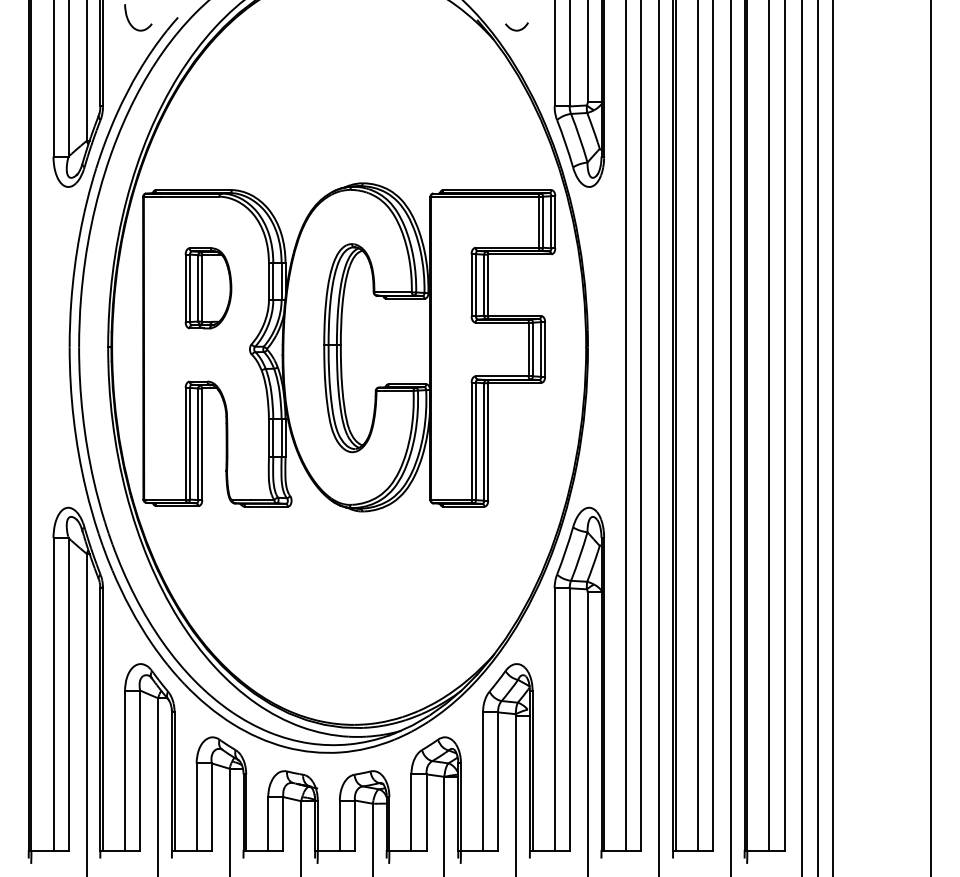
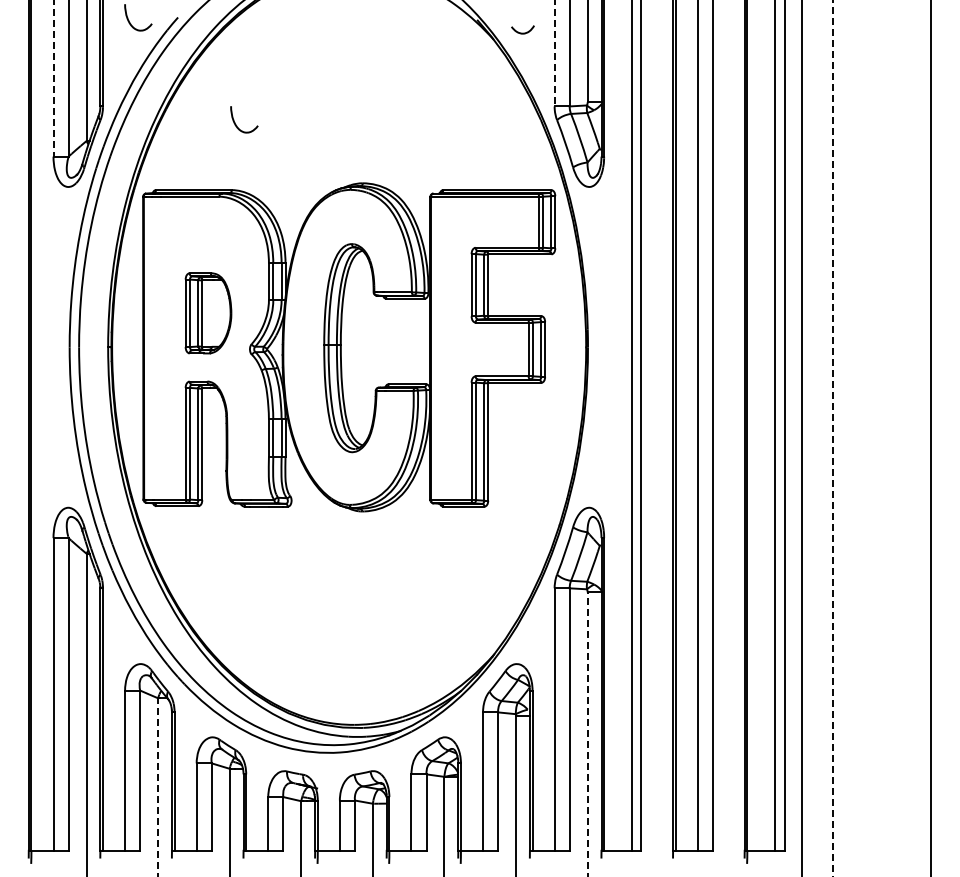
curve position: (516, 29) -> (522, 32) (522, 32)
line: solid -> dashed (554, 53)
line: solid -> dashed (53, 78)
curve: none -> present (237, 125)
part position: (208, 288) -> (208, 313) (208, 313)
line position: (626, 426) -> (632, 426) (632, 426)
line position: (769, 426) -> (775, 426) (775, 426)
line: present -> none (659, 437)
line: present -> none (730, 437)
line: present -> none (817, 437)
line: solid -> dashed (832, 438)
line: solid -> dashed (587, 734)
line: solid -> dashed (158, 787)
